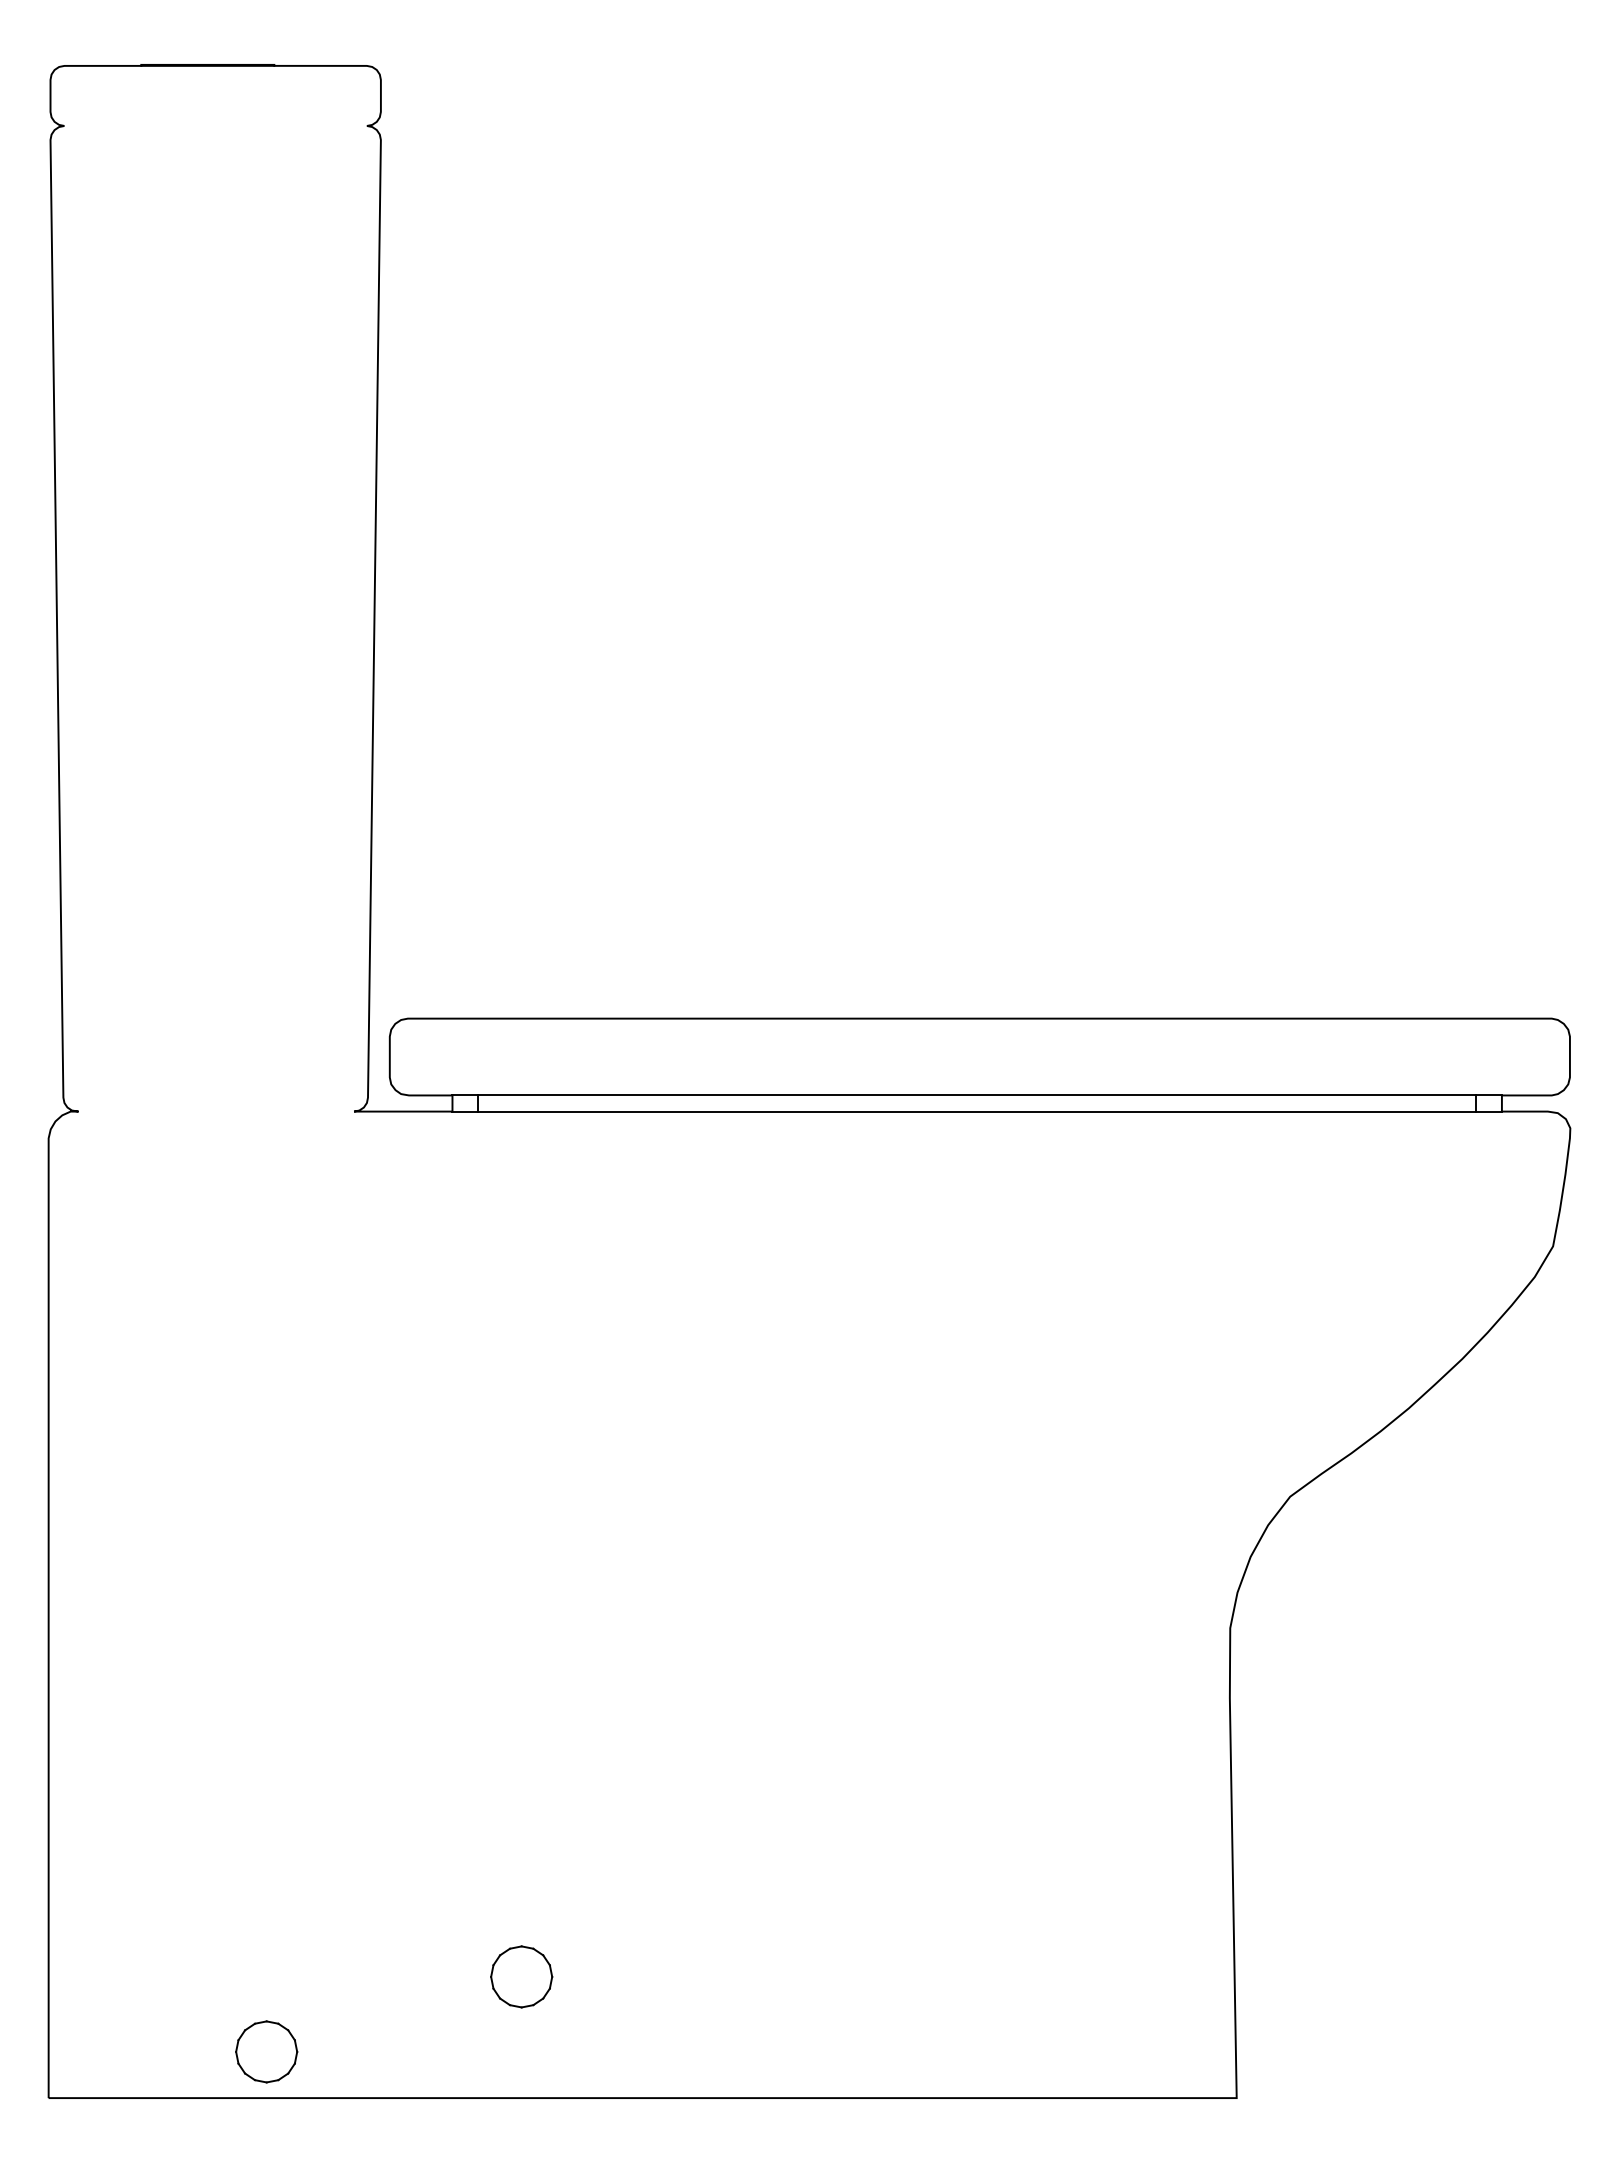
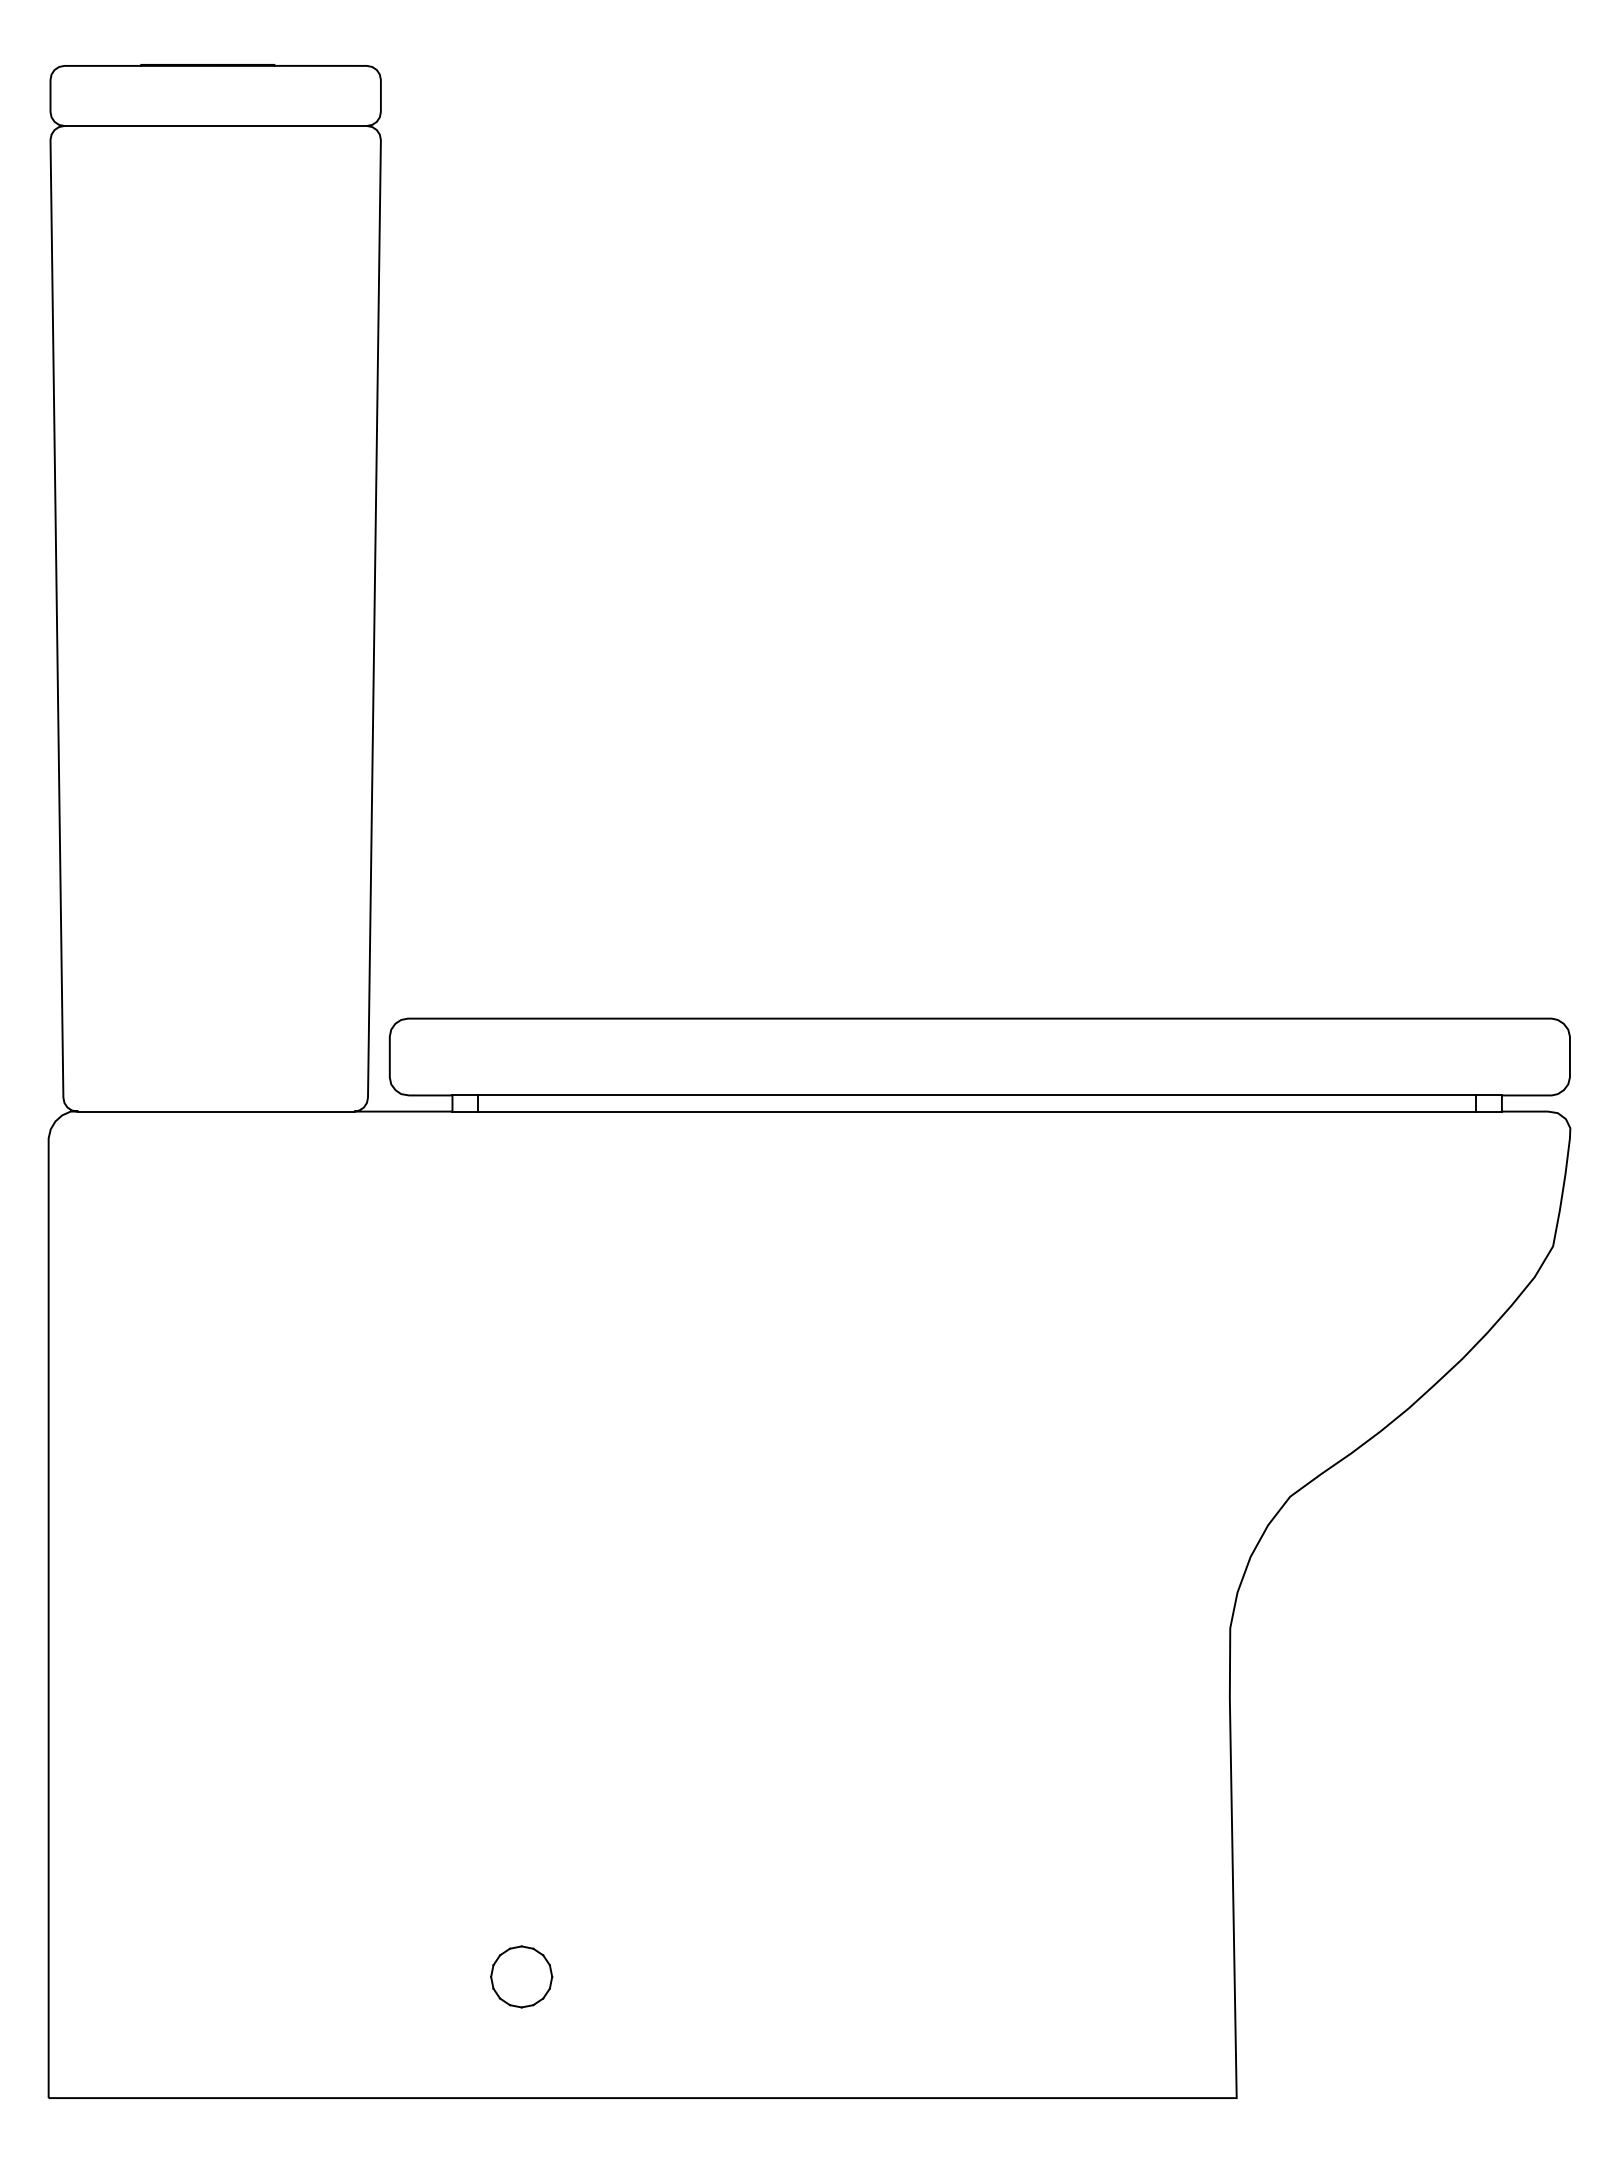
line: none -> present (215, 125)
line: none -> present (216, 1111)
part: present -> none (266, 2051)
